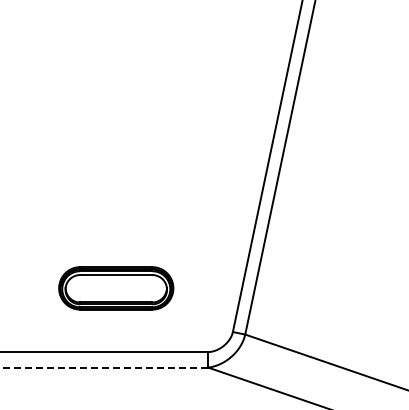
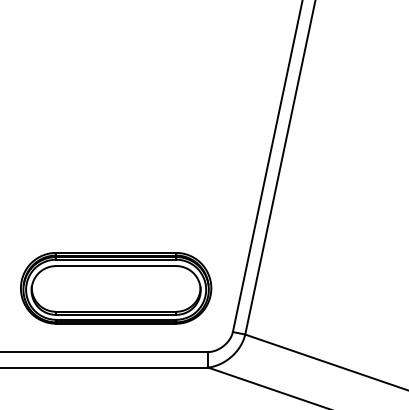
part size: 117x45 px -> 193x73 px (116, 288)
line: dashed -> solid (104, 367)
